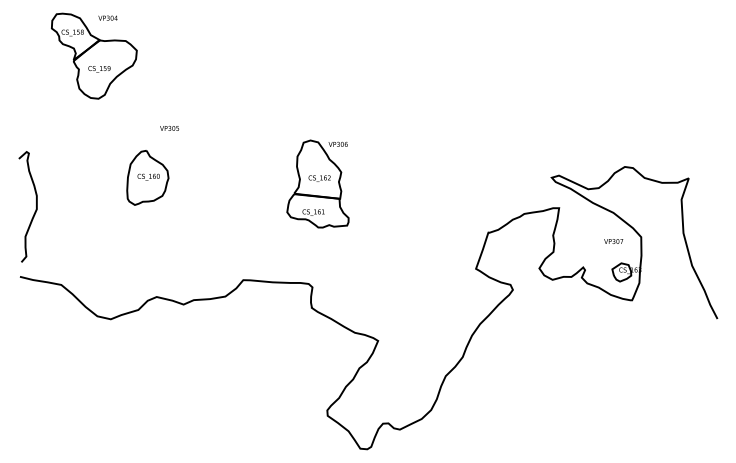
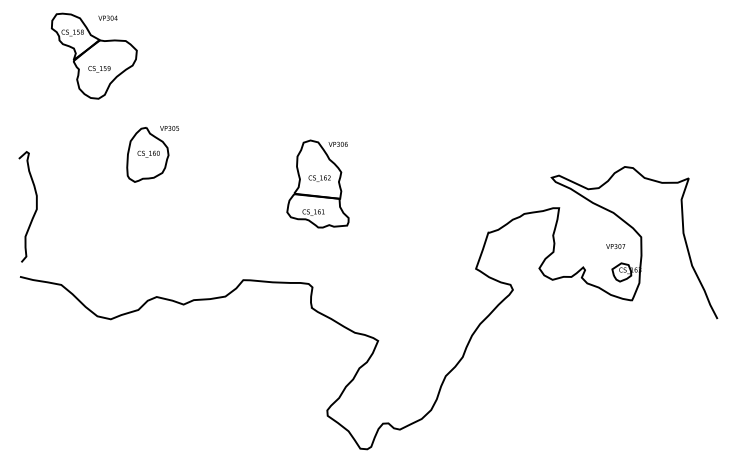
part position: (147, 177) -> (147, 154) (147, 154)
text position: (613, 241) -> (615, 246) (615, 246)
